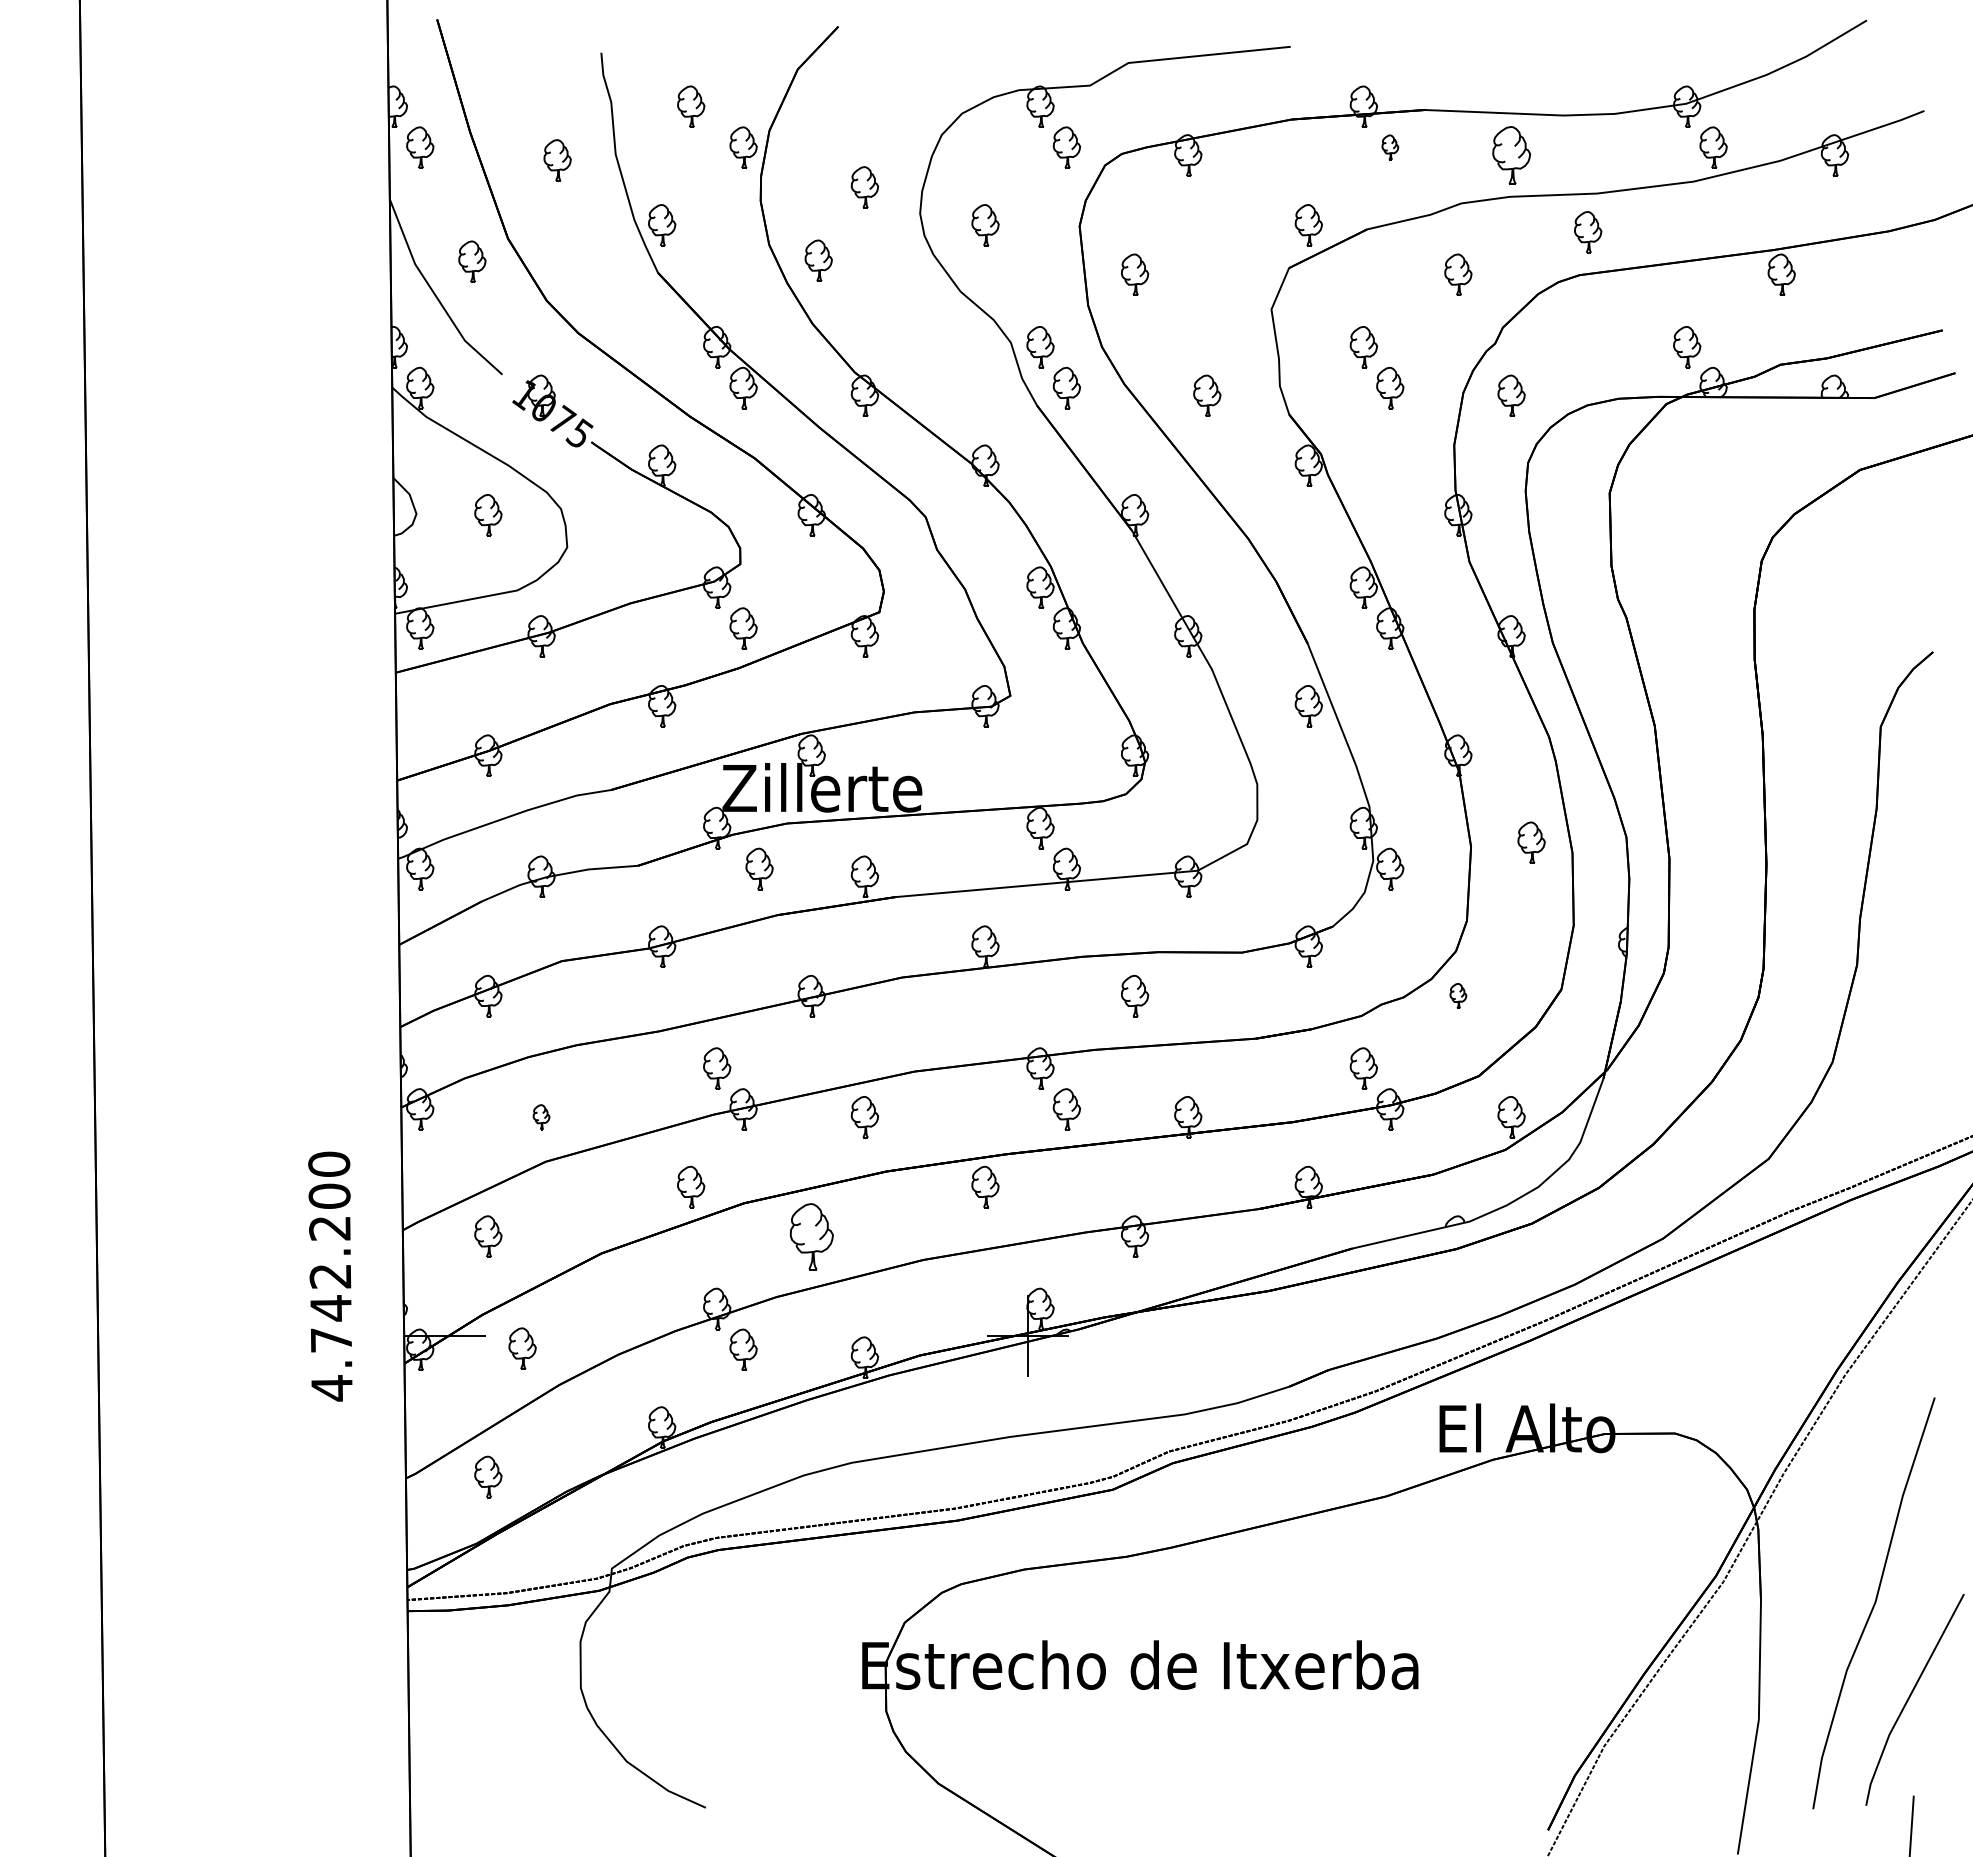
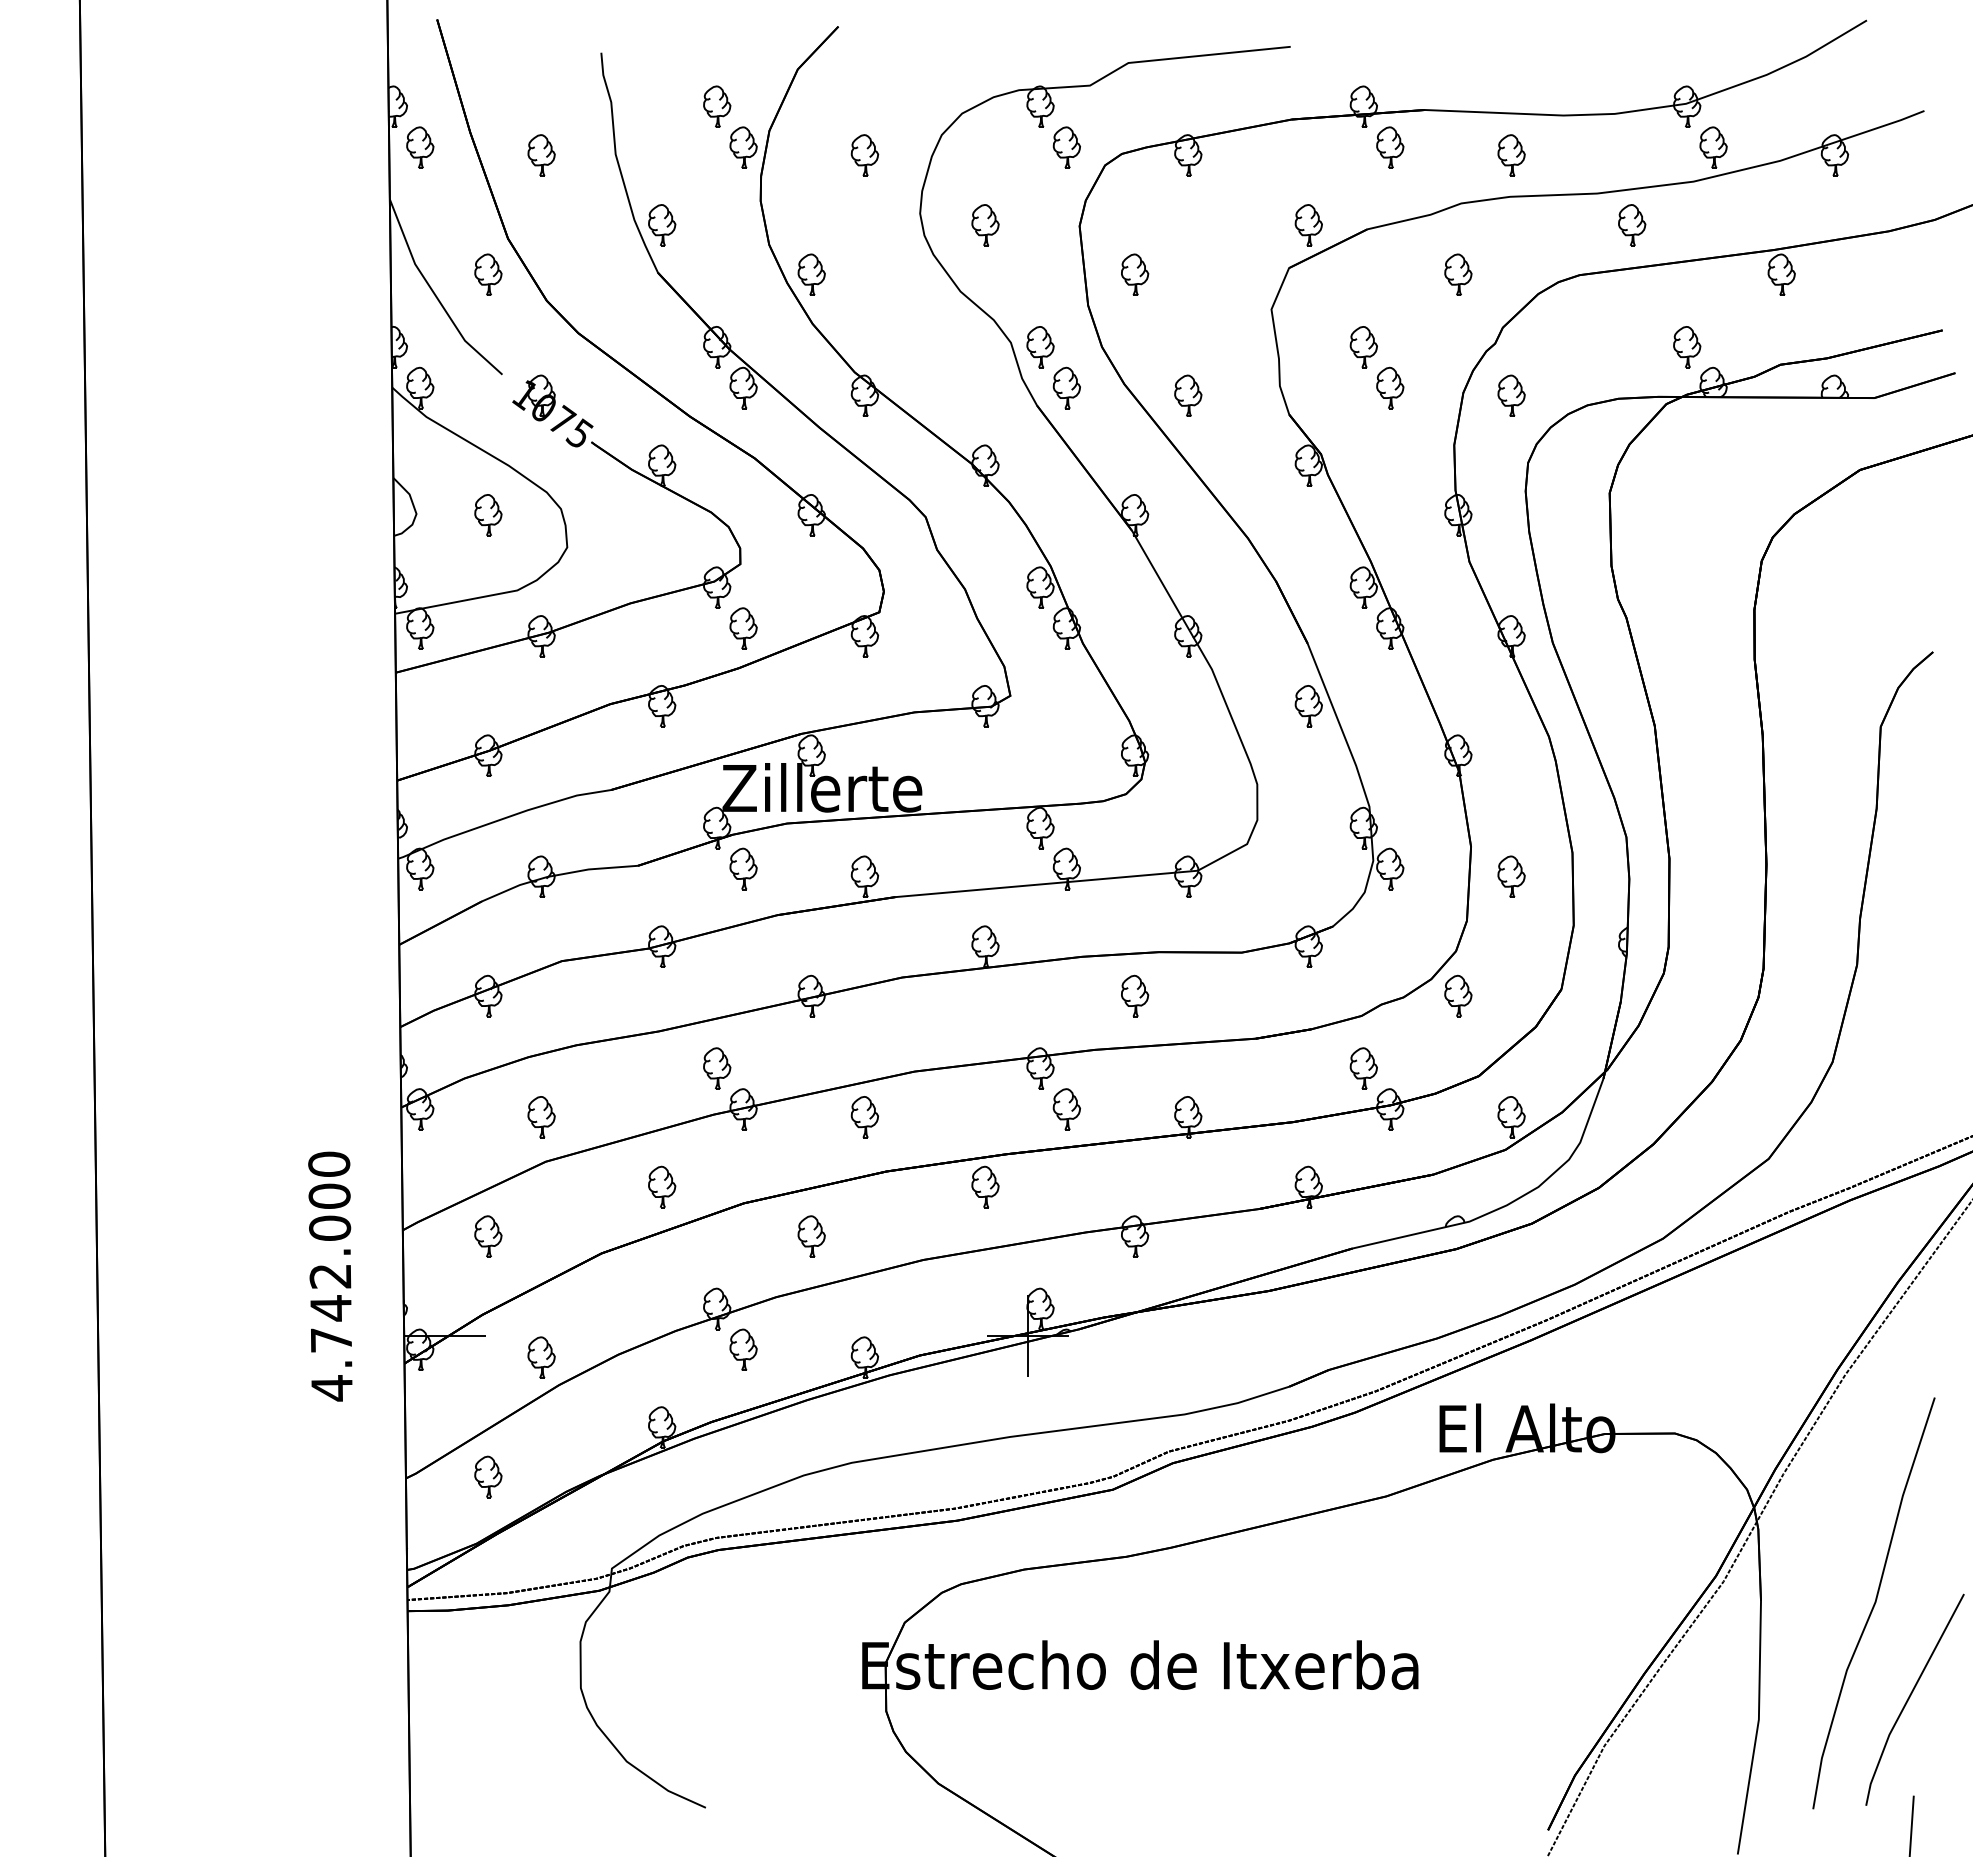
part position: (691, 106) -> (717, 106) (717, 106)
part size: 19x27 px -> 29x43 px (1390, 147)
part size: 39x59 px -> 29x43 px (1511, 155)
part position: (557, 160) -> (541, 155) (541, 155)
part position: (864, 187) -> (864, 155) (864, 155)
part position: (1588, 232) -> (1632, 225) (1632, 225)
part position: (818, 260) -> (811, 274) (811, 274)
part position: (472, 261) -> (488, 274) (488, 274)
part position: (1207, 395) -> (1188, 395) (1188, 395)
part position: (1531, 842) -> (1511, 876) (1511, 876)
part position: (759, 868) -> (743, 868) (743, 868)
part size: 19x26 px -> 29x44 px (1458, 995)
part size: 19x27 px -> 29x43 px (541, 1117)
part position: (691, 1186) -> (662, 1186) (662, 1186)
text: 4.742.200 -> 4.742.000 (330, 1227)
part size: 45x68 px -> 29x43 px (811, 1236)
part position: (522, 1348) -> (541, 1357) (541, 1357)
